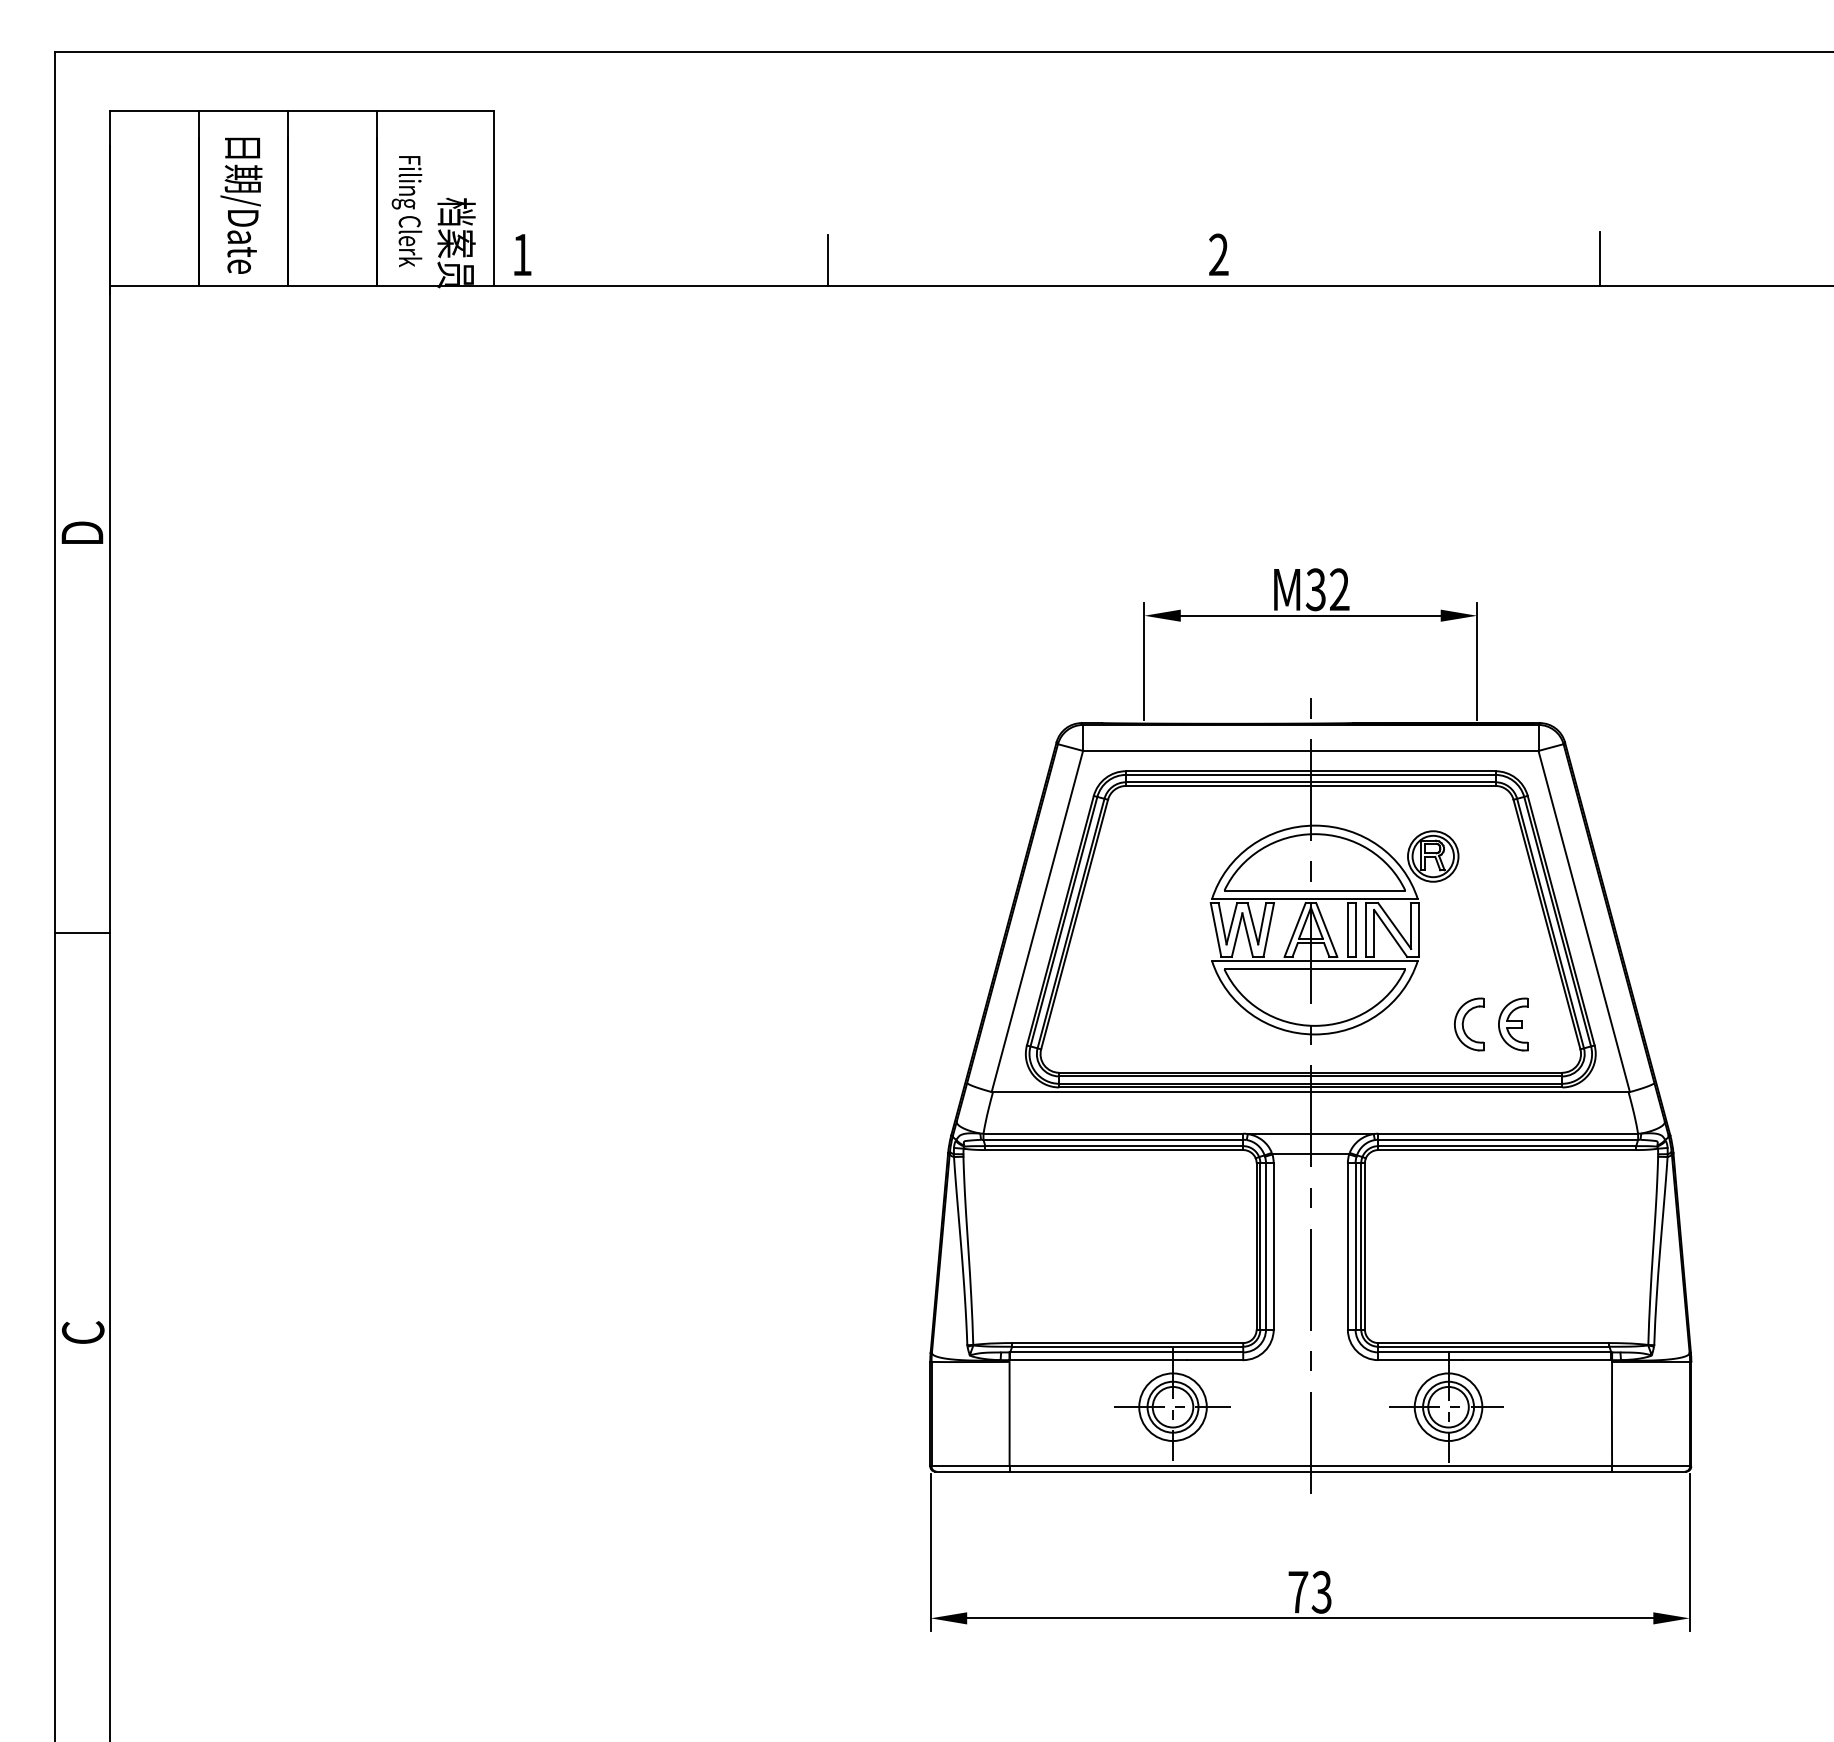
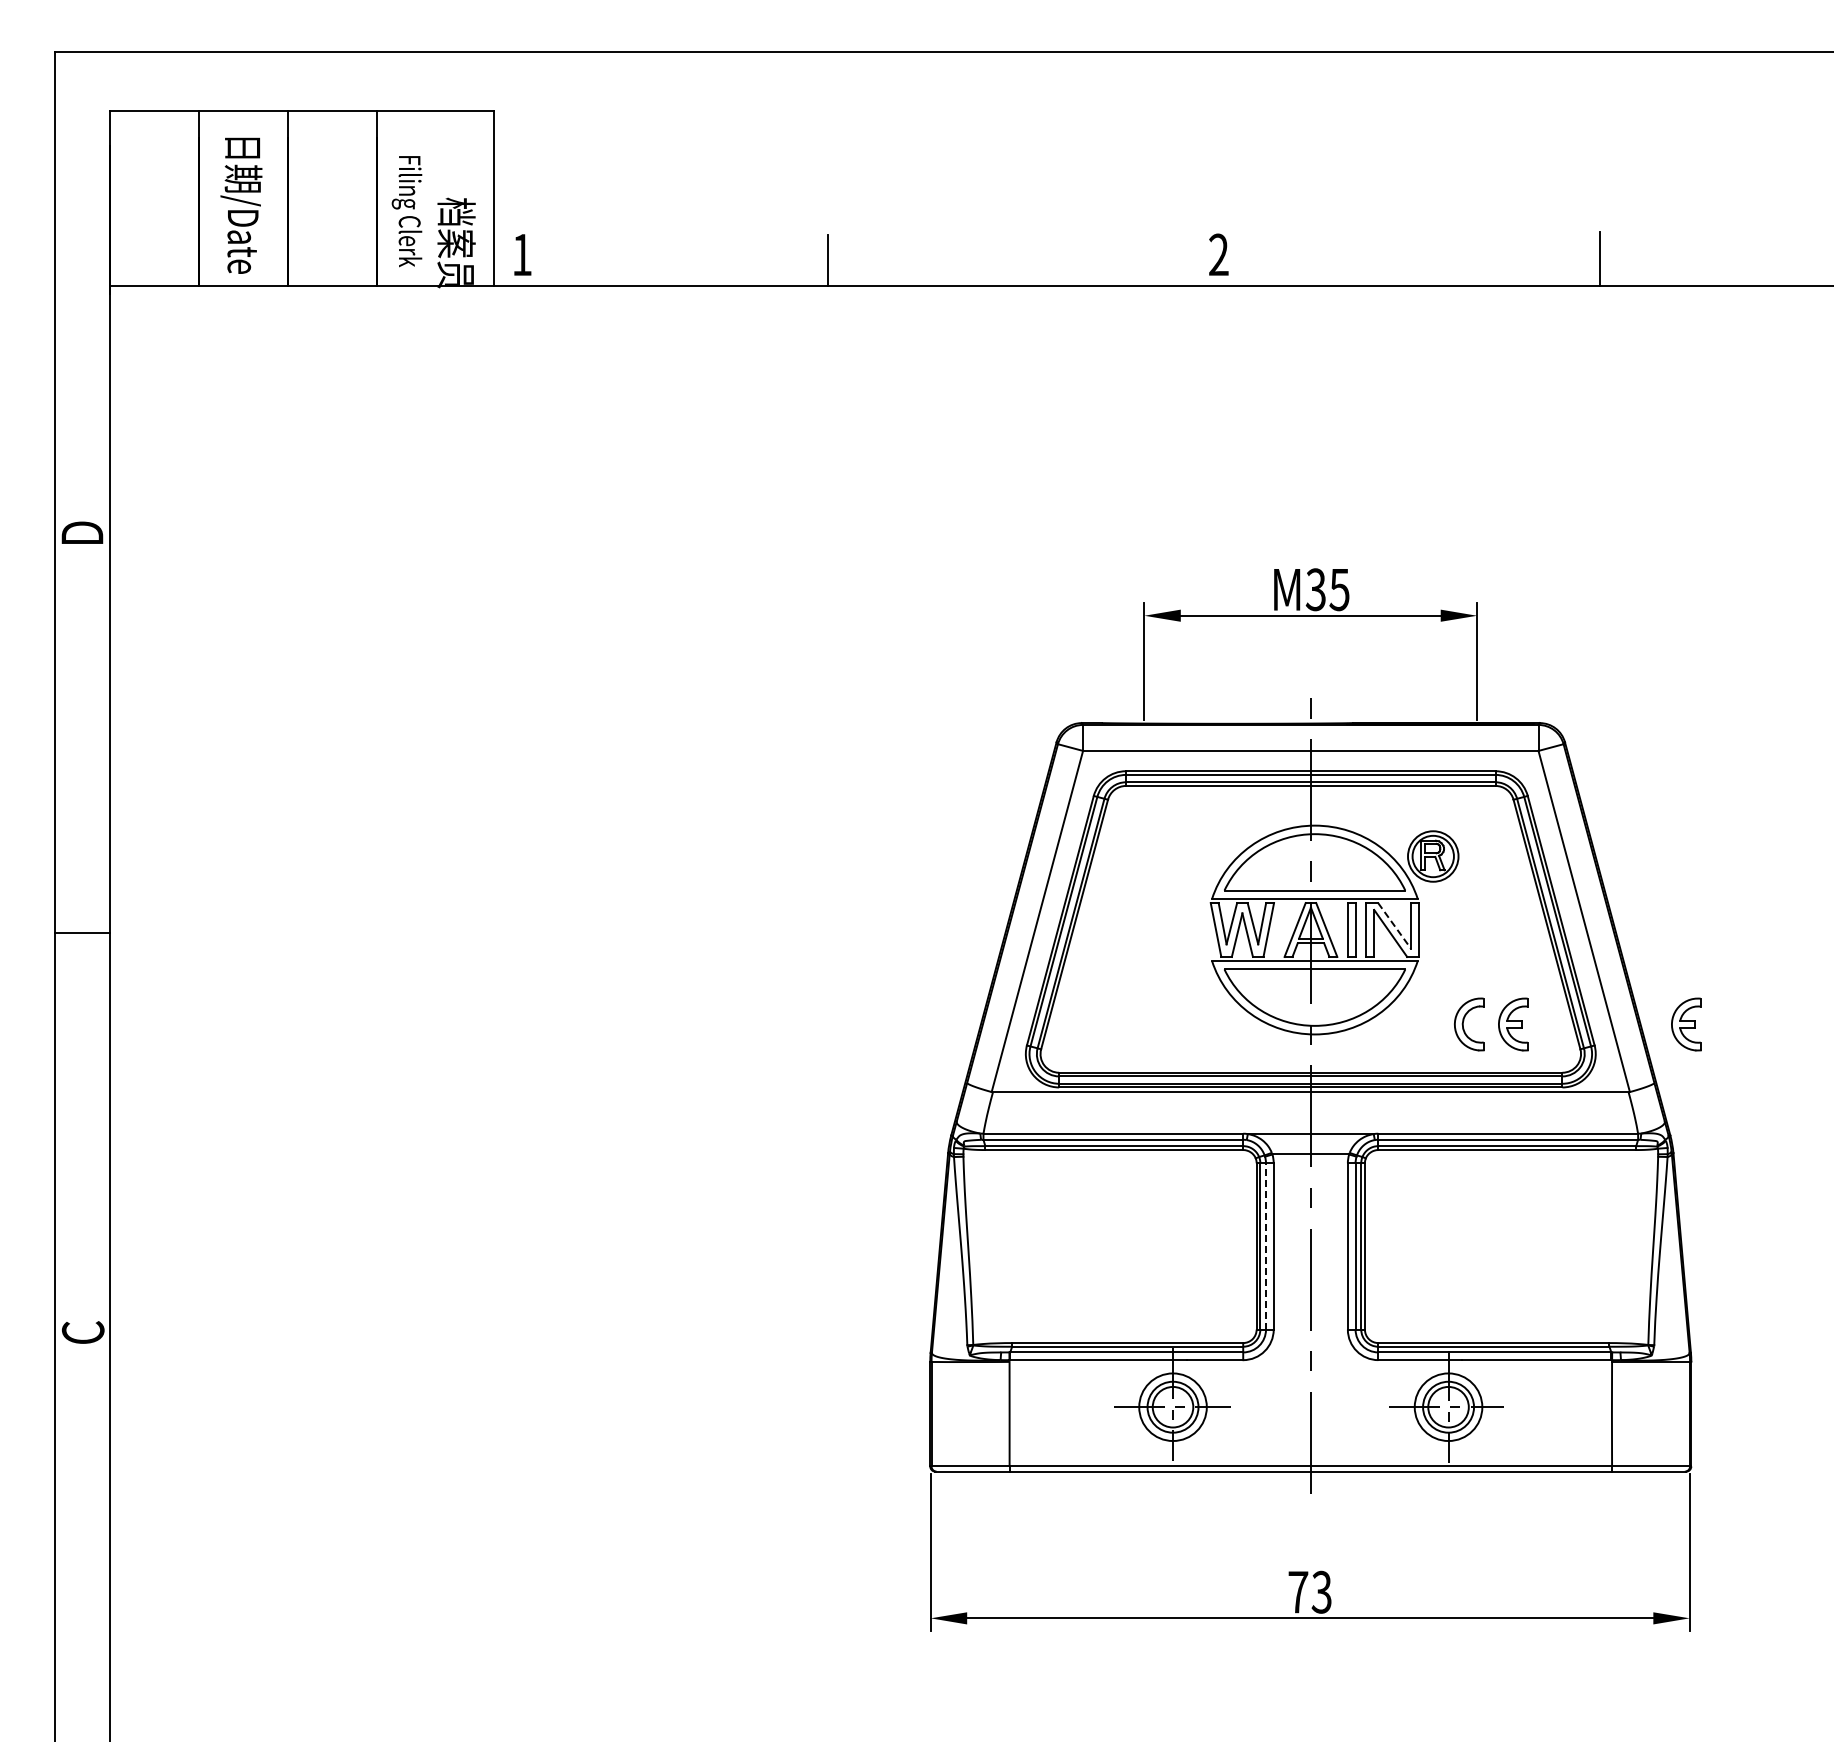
text: M32 -> M35 (1339, 589)
line: solid -> dashed (1394, 926)
part: none -> present (1686, 1024)
line: solid -> dashed (1266, 1245)
